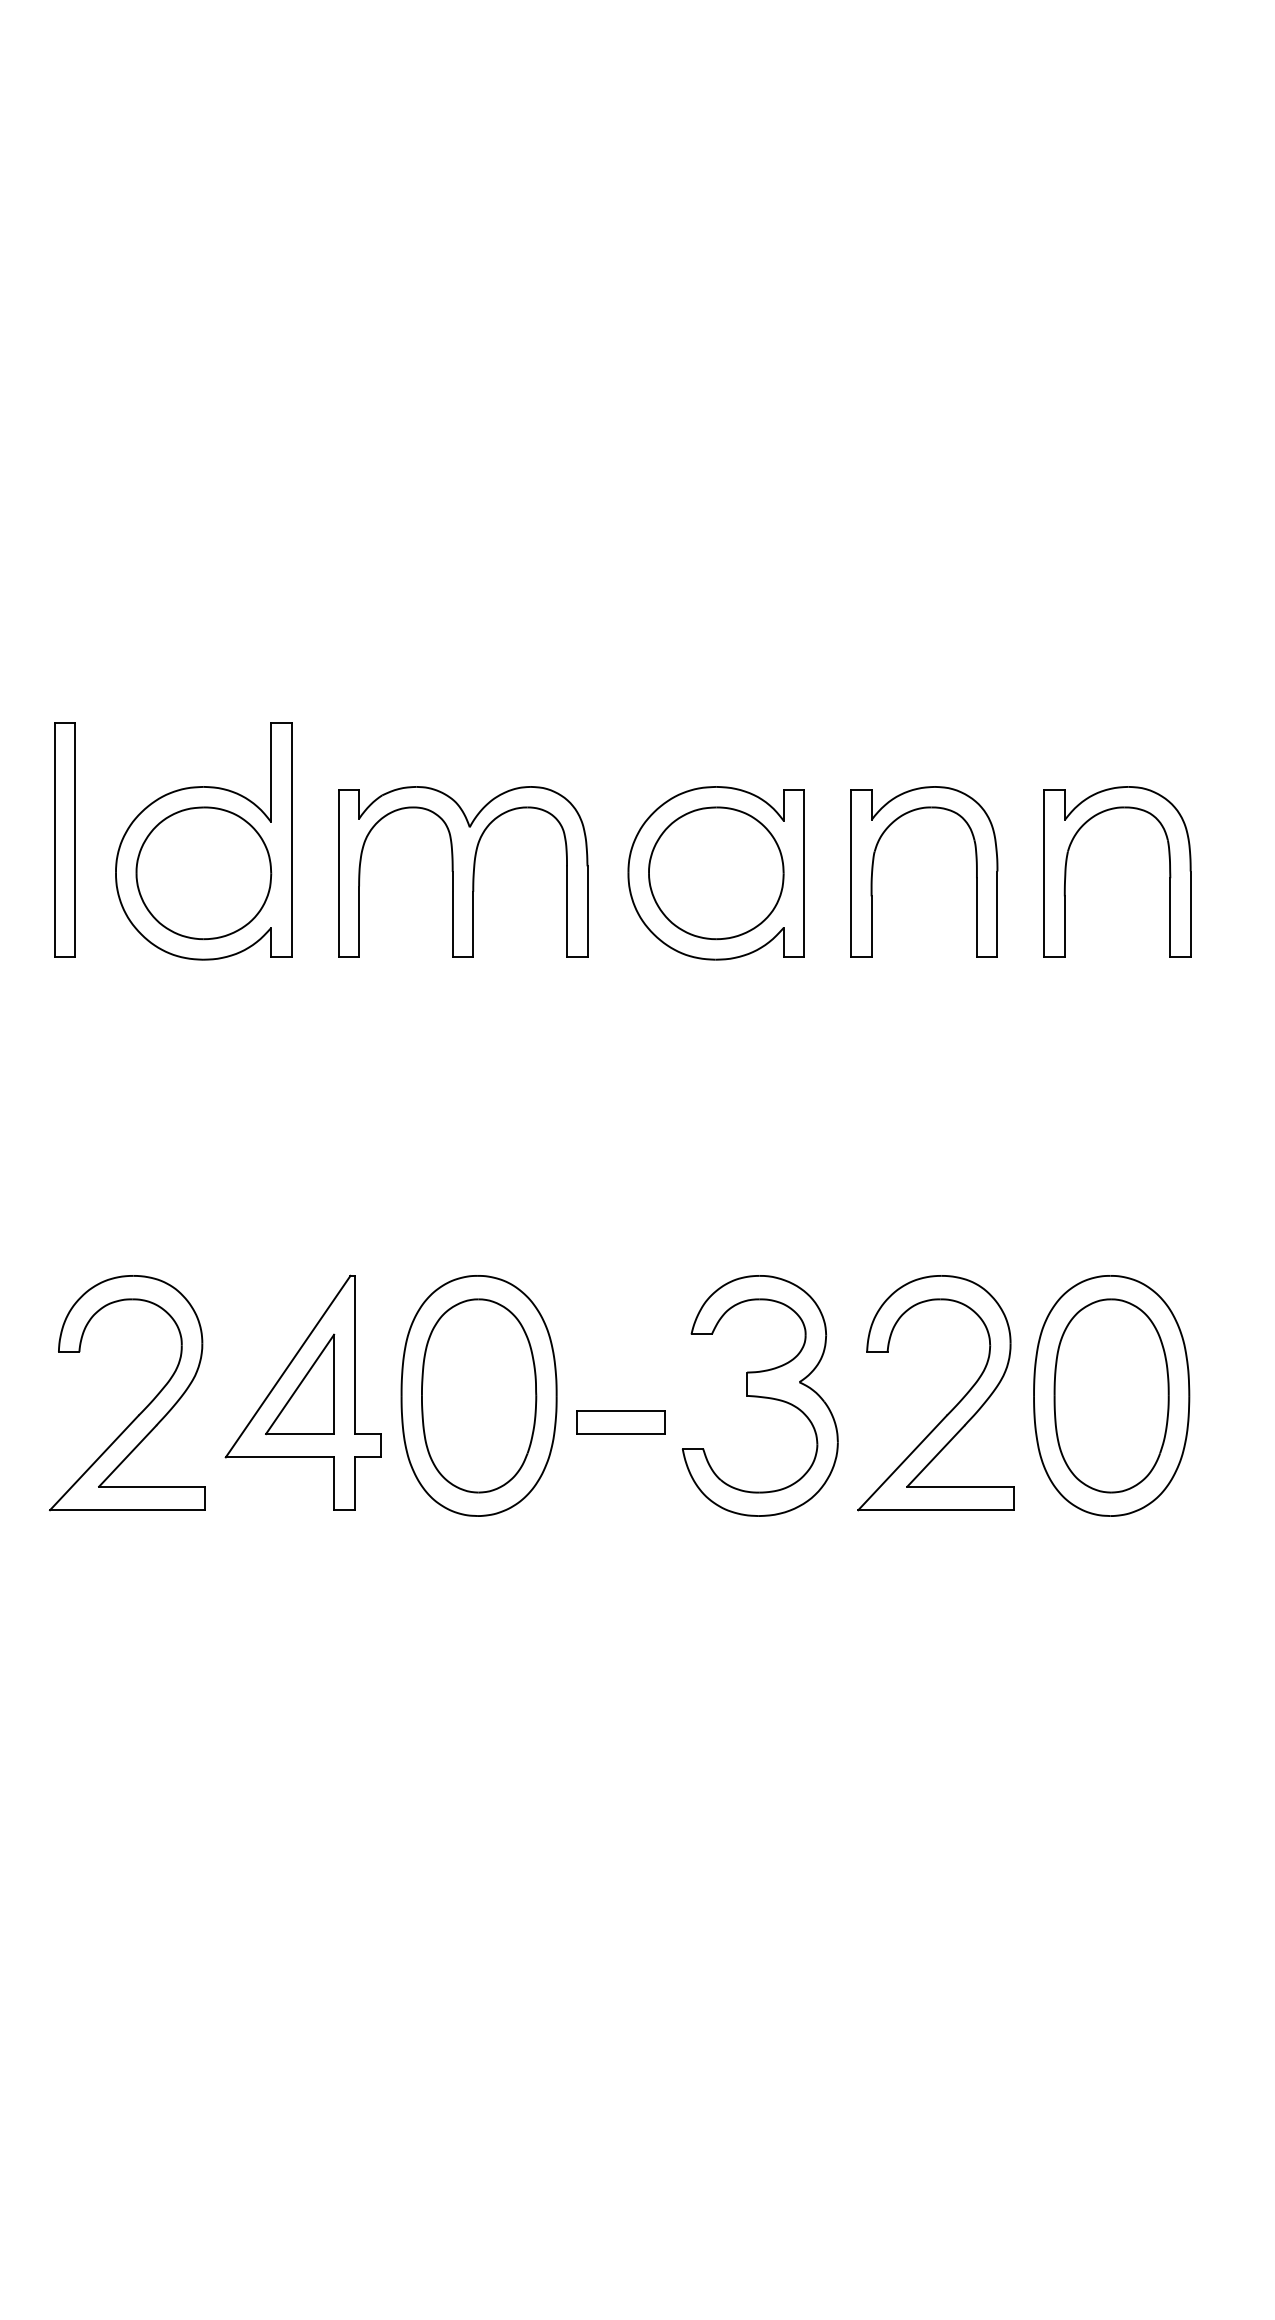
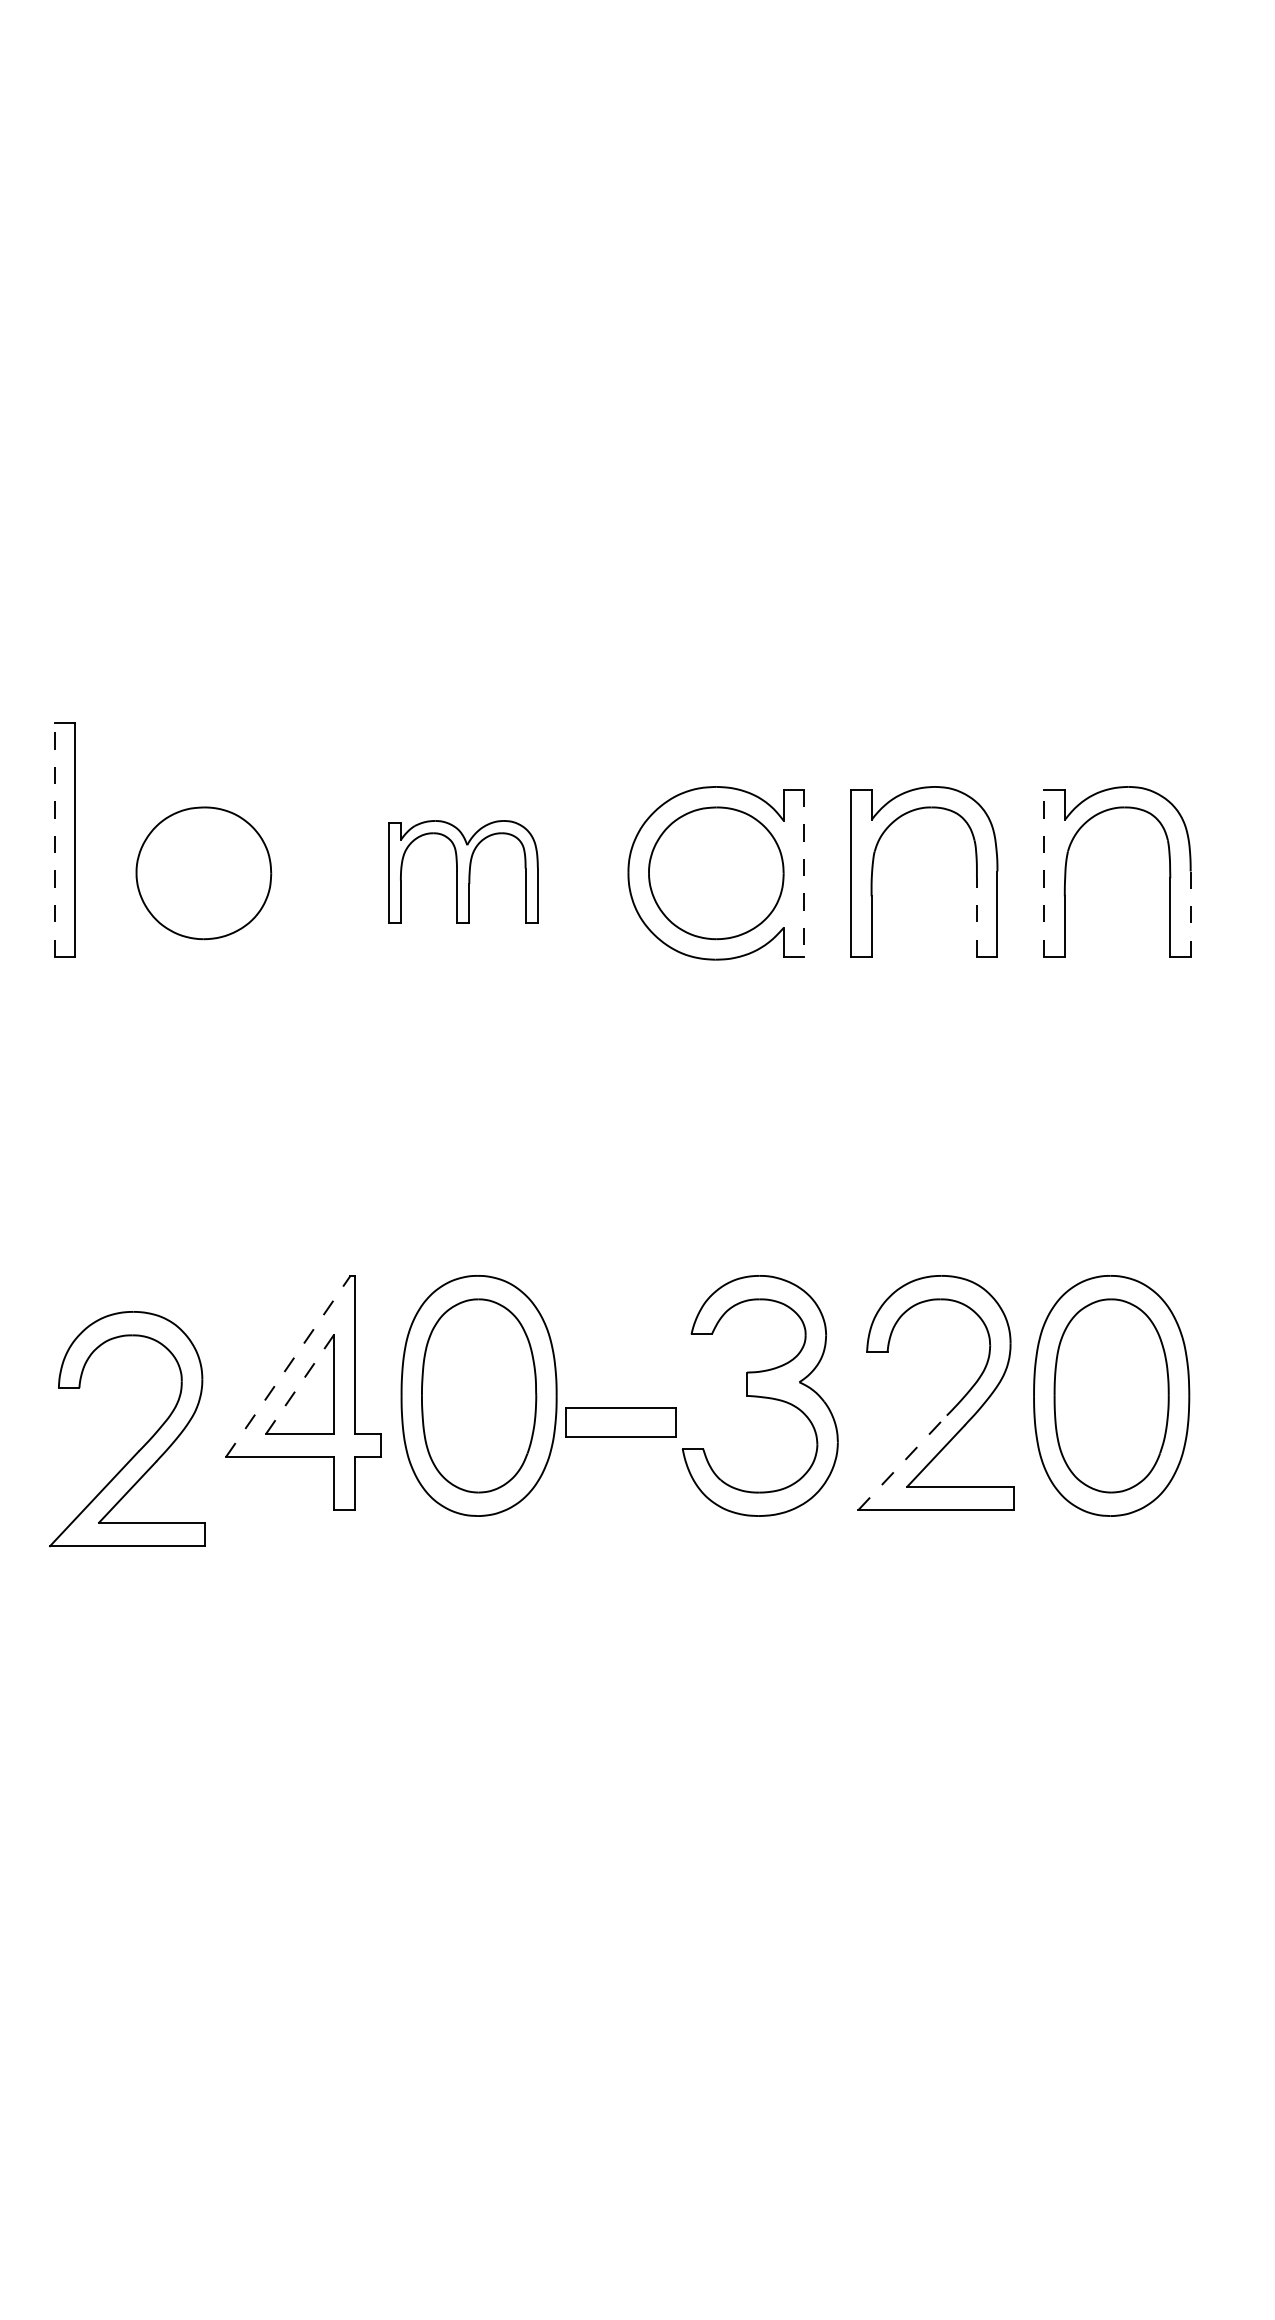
line: solid -> dashed (54, 839)
part: present -> none (203, 841)
part size: 251x172 px -> 151x104 px (463, 871)
line: solid -> dashed (1044, 872)
line: solid -> dashed (804, 873)
line: solid -> dashed (1190, 914)
line: solid -> dashed (976, 917)
line: solid -> dashed (288, 1366)
line: solid -> dashed (299, 1384)
part position: (143, 1409) -> (143, 1445) (143, 1445)
part size: 90x25 px -> 112x31 px (620, 1422)
line: solid -> dashed (902, 1462)
